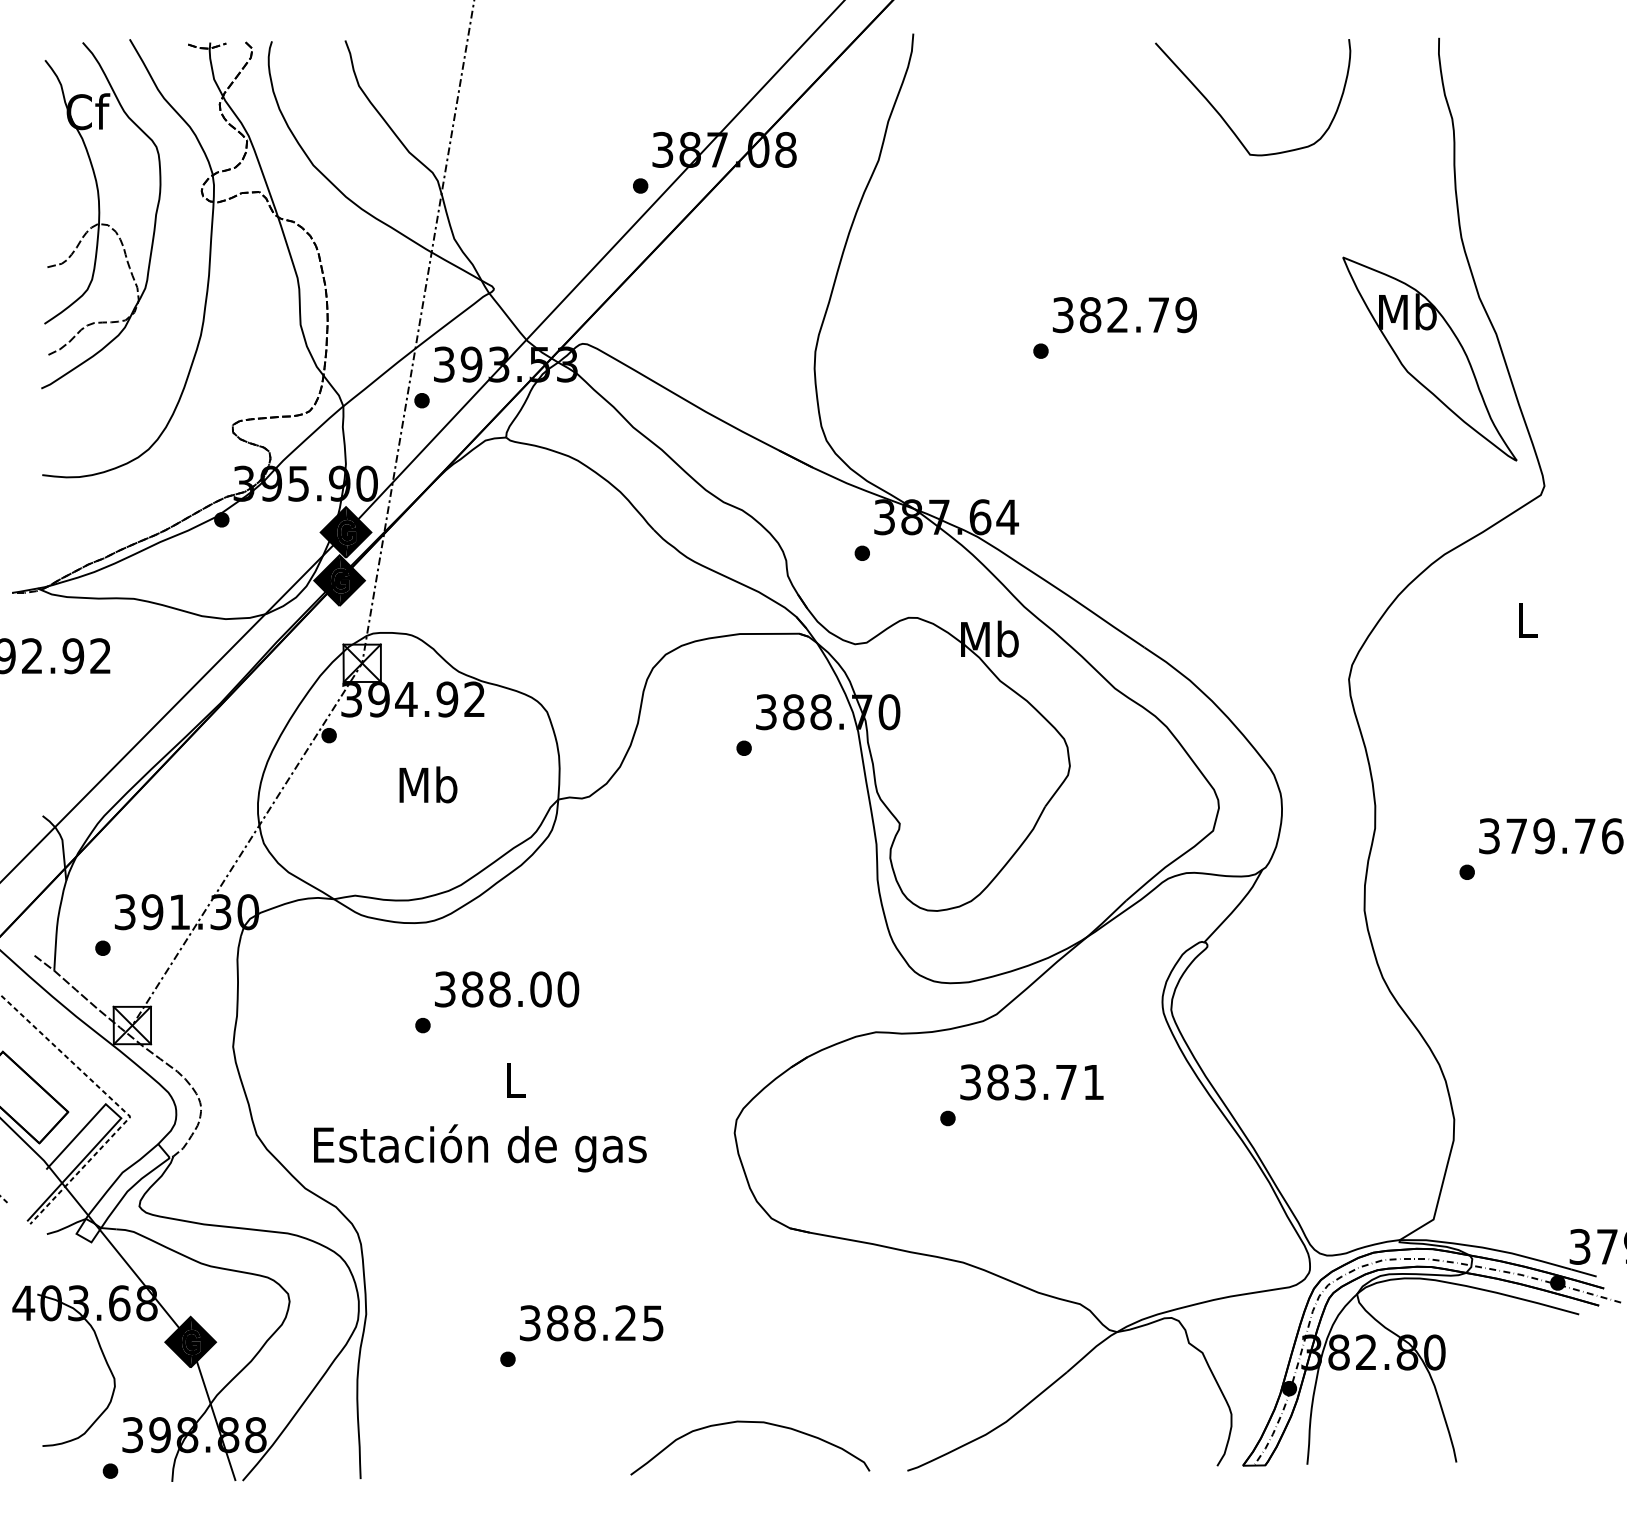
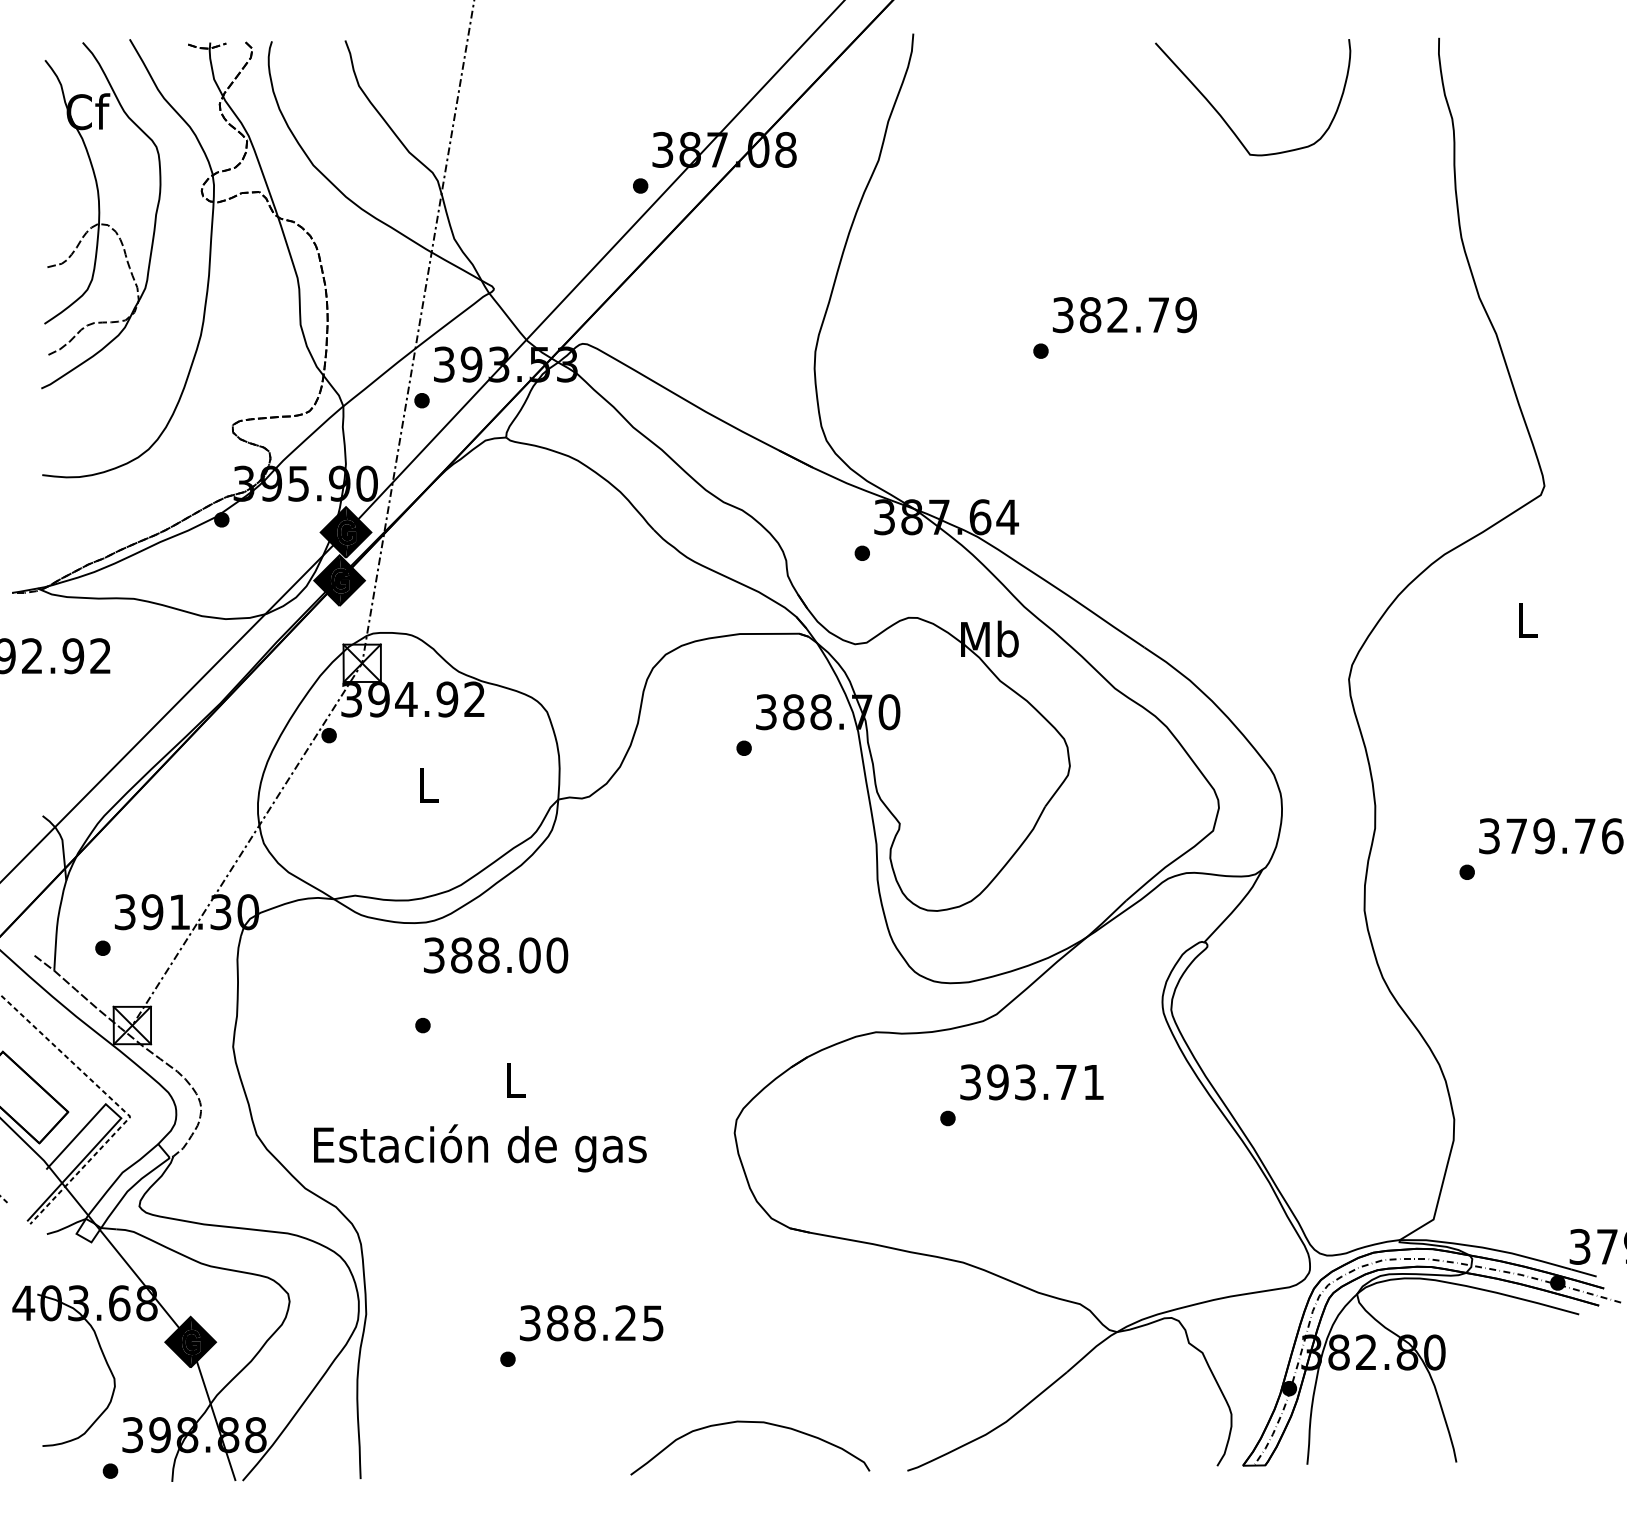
part: present -> none (1429, 358)
text: Mb -> L (428, 784)
text position: (507, 989) -> (496, 955) (496, 955)
text: 383.71 -> 393.71 (997, 1082)
